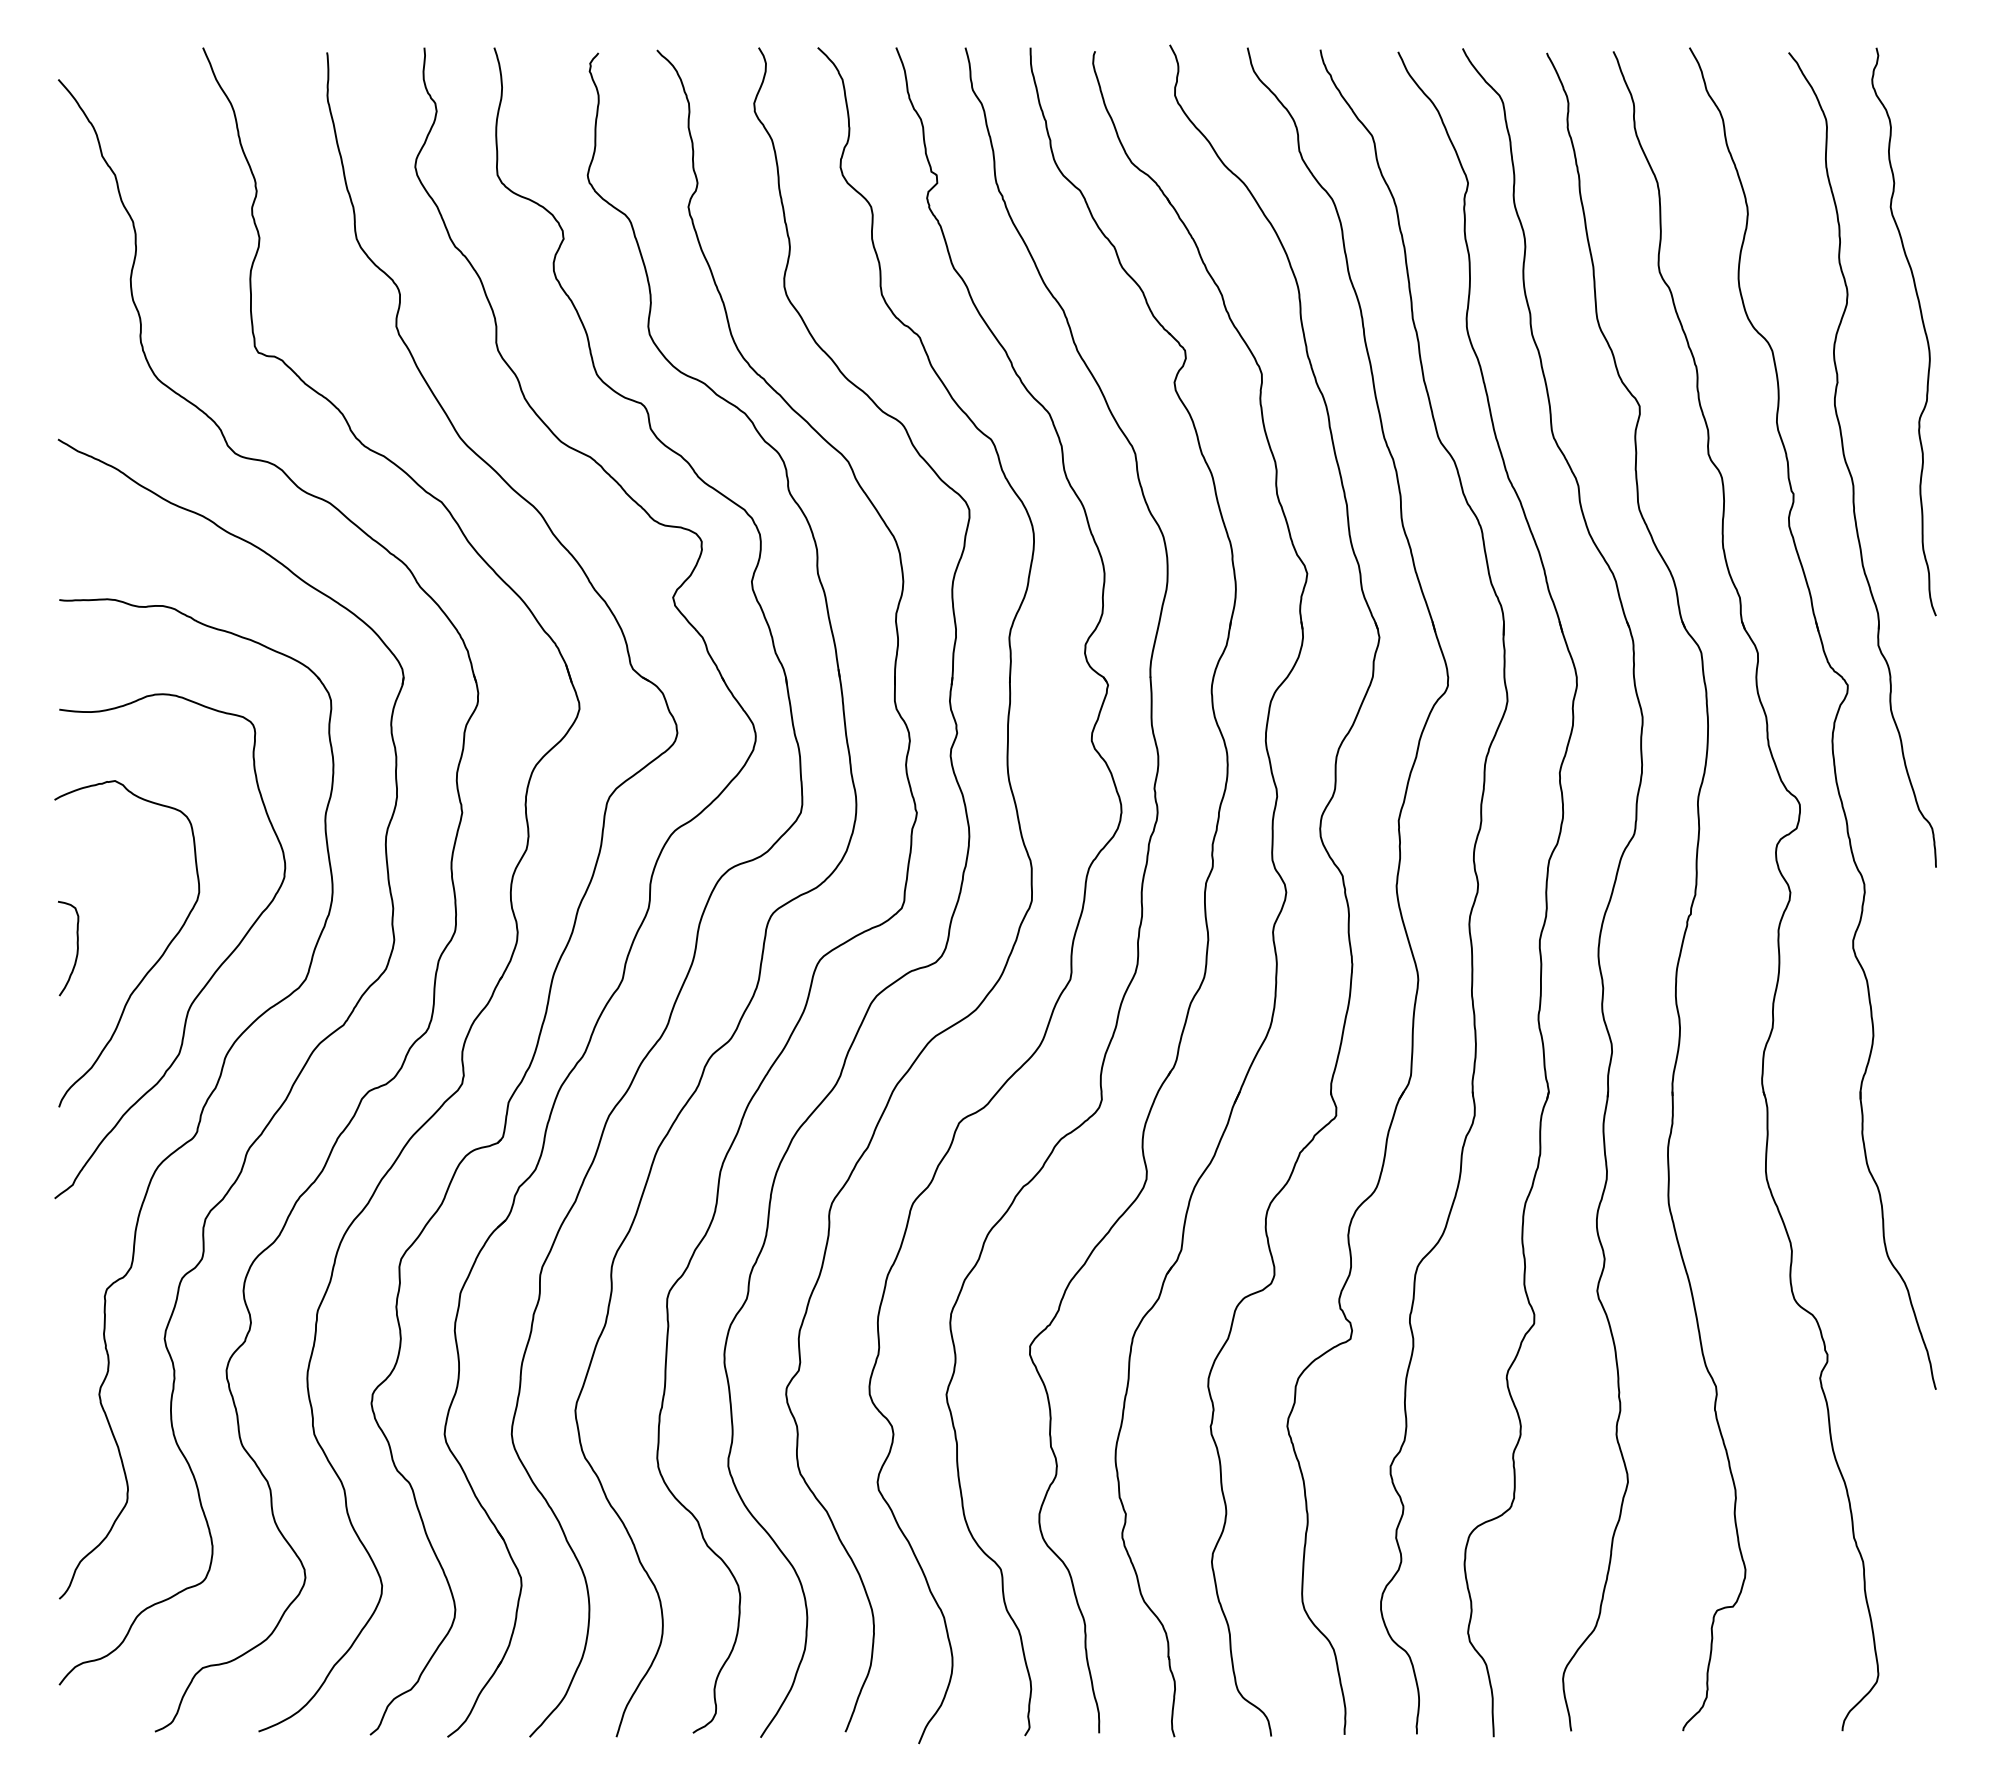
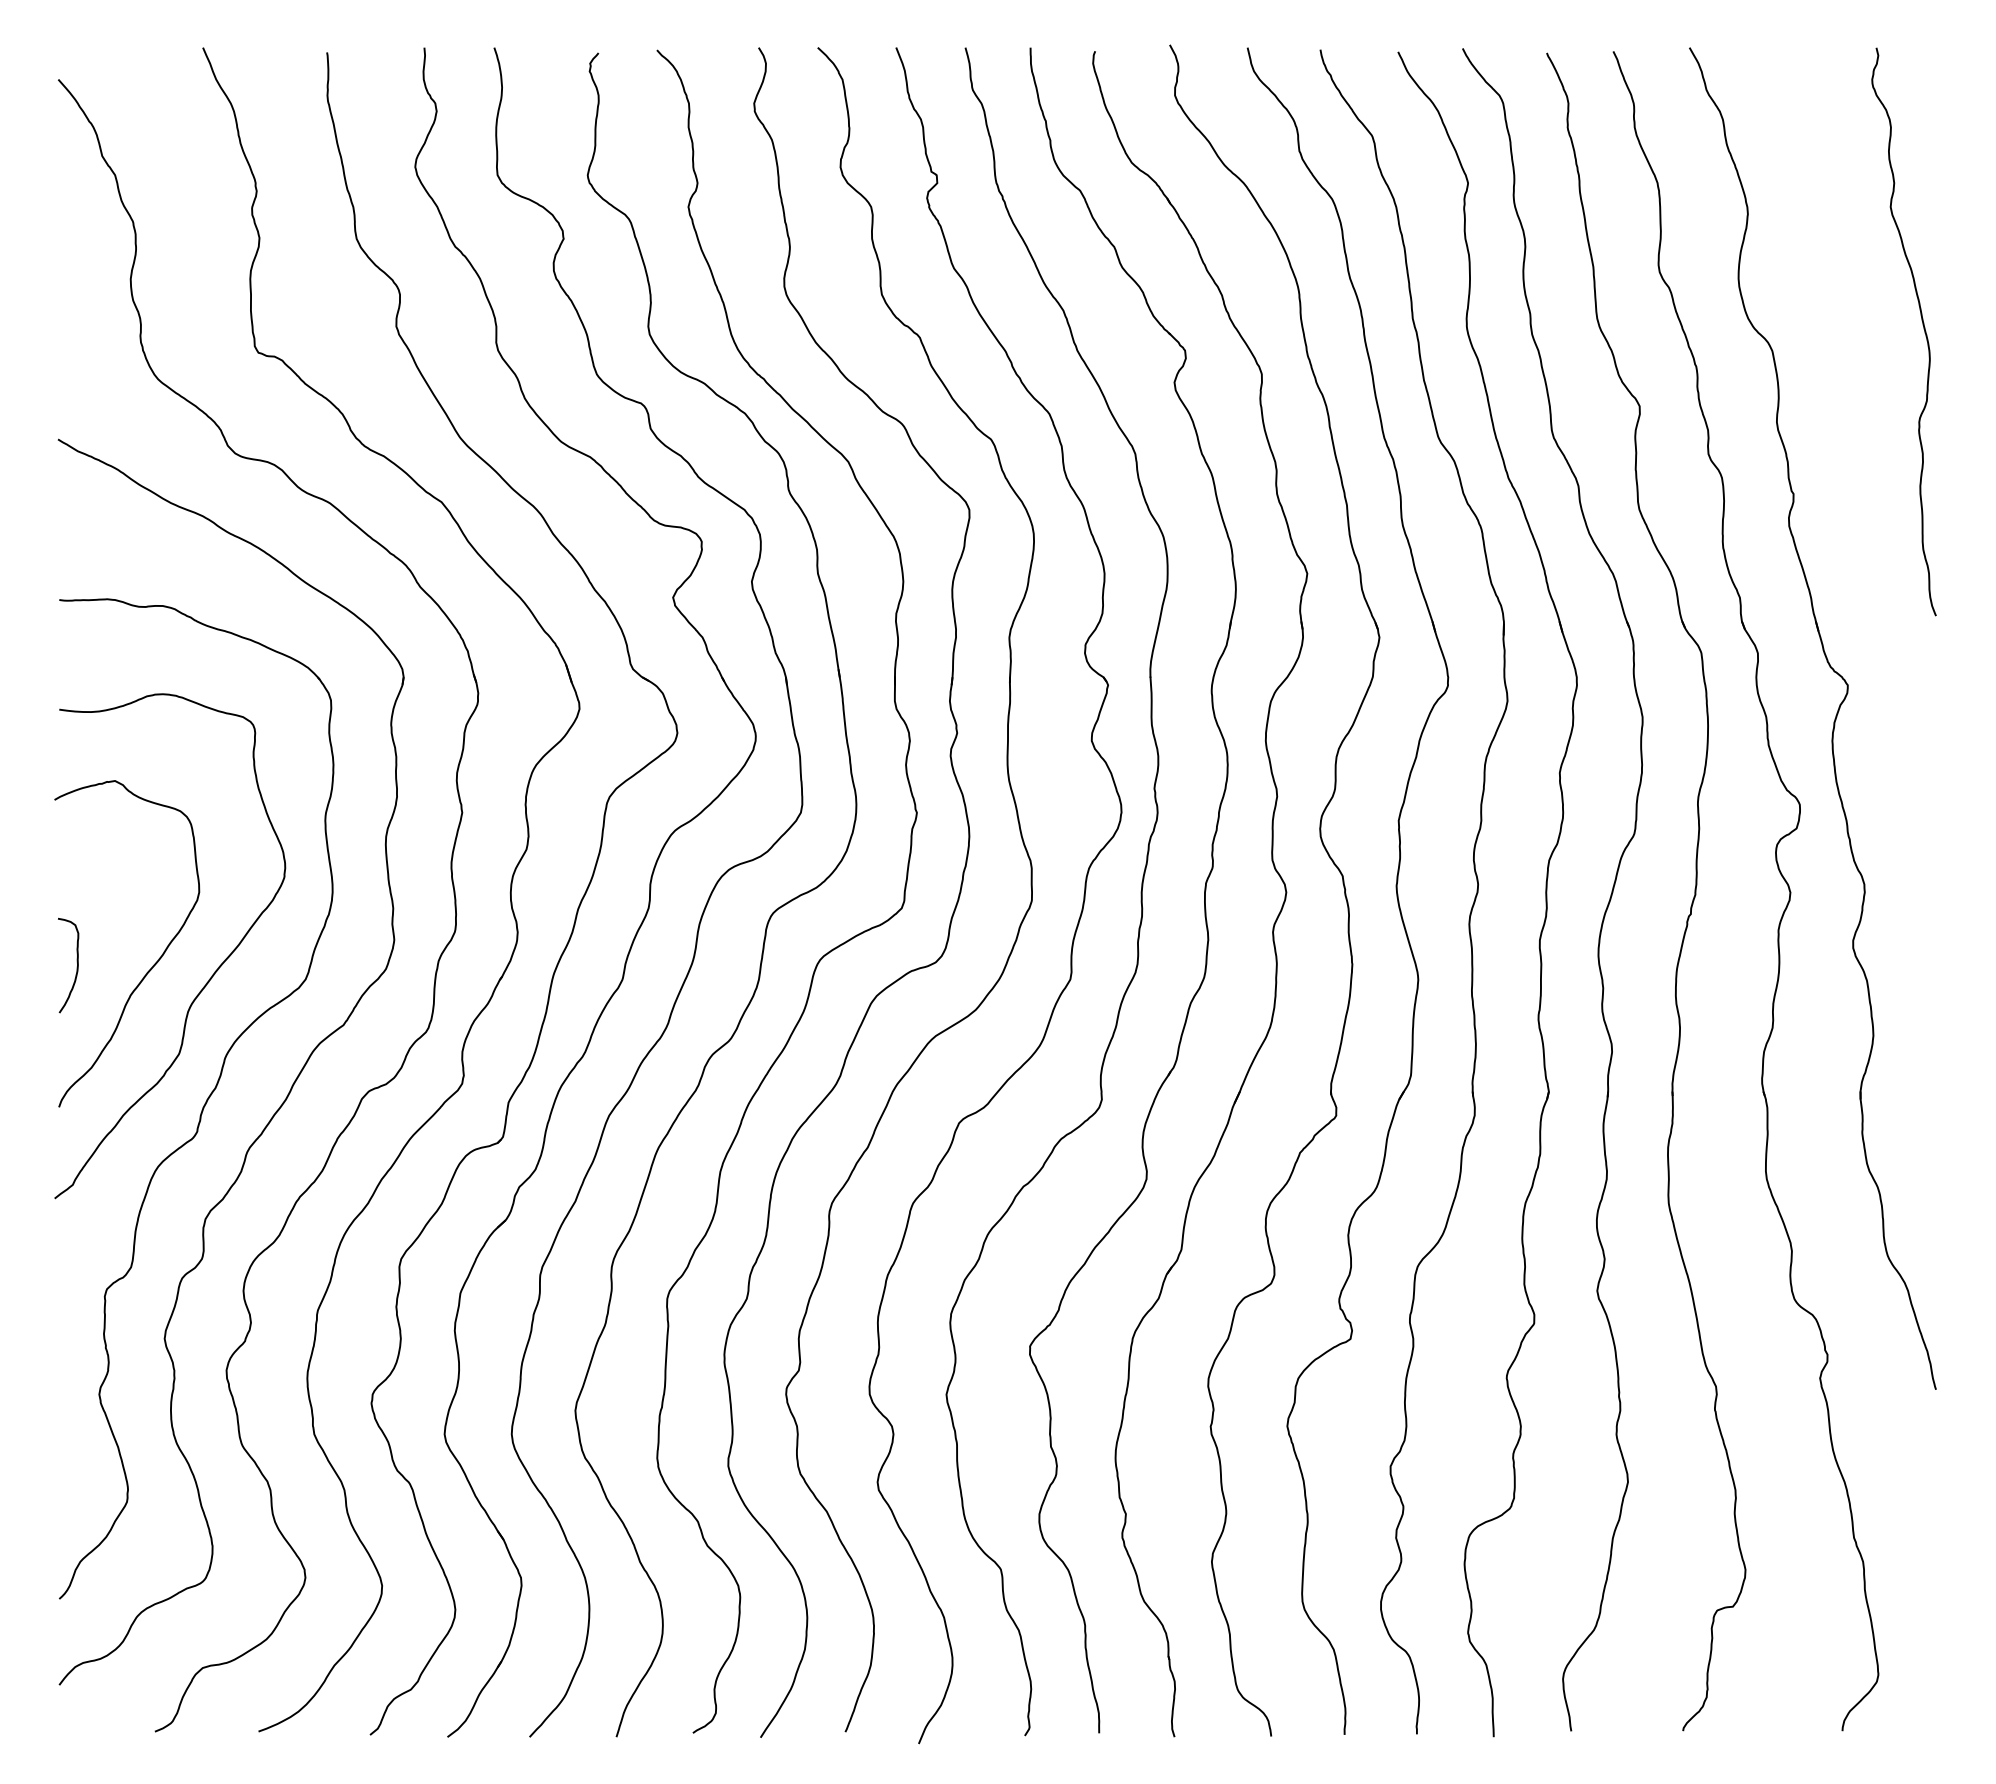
part: present -> none (1847, 463)
curve position: (76, 950) -> (76, 967) (76, 967)
